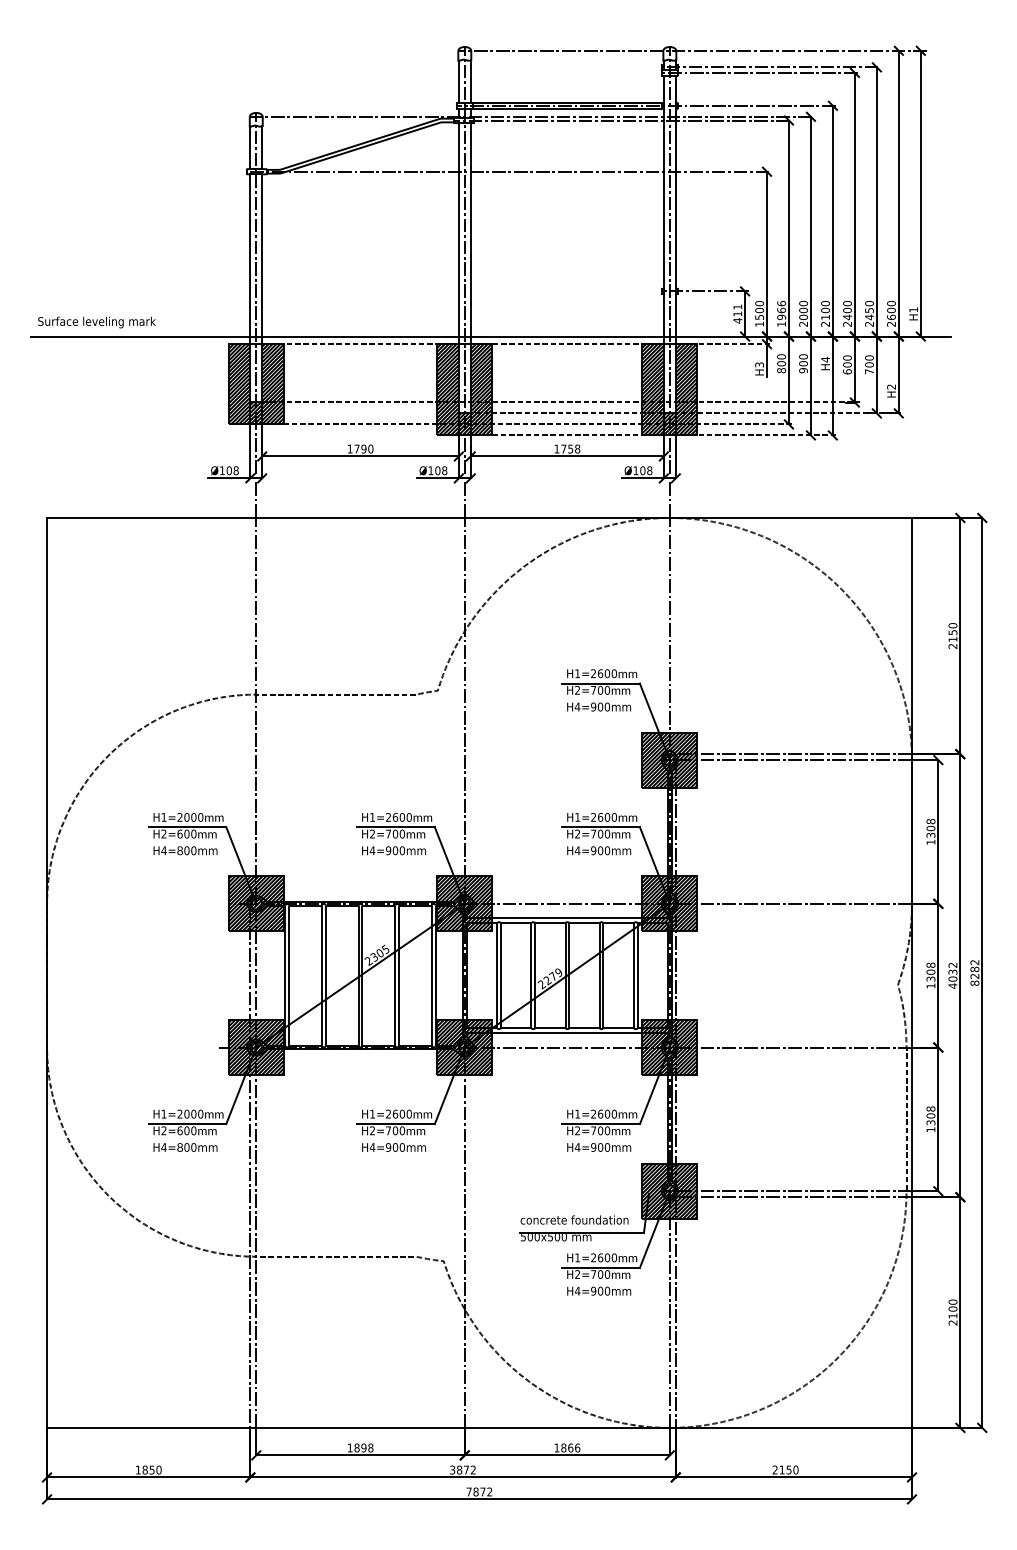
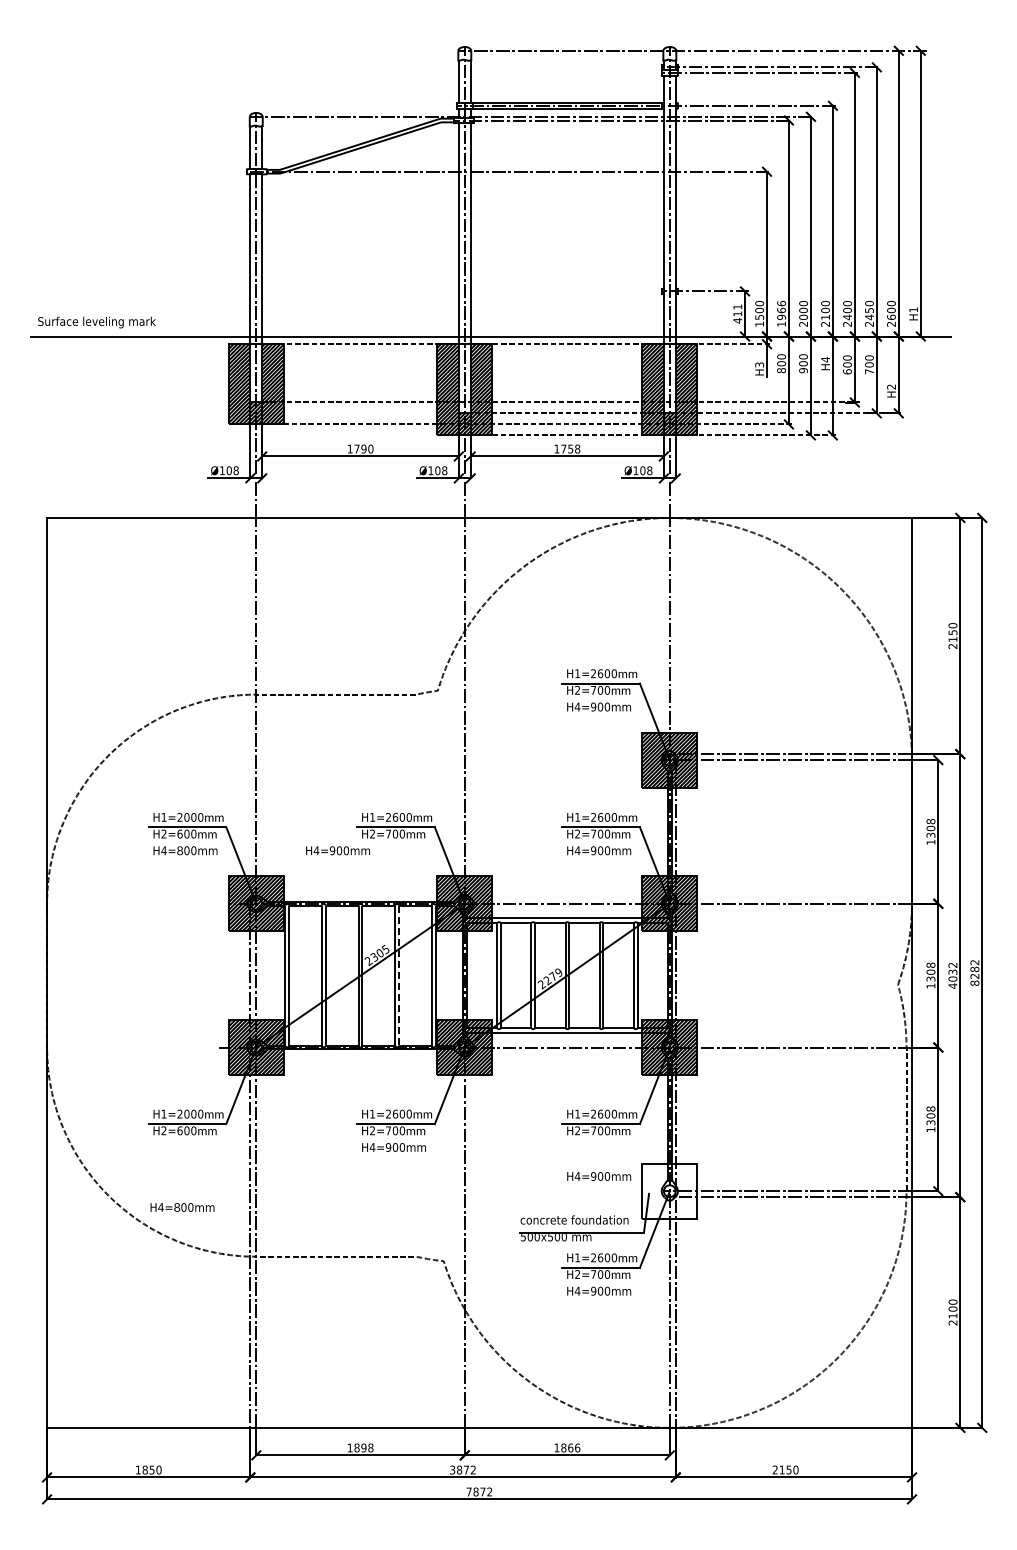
text position: (393, 850) -> (337, 850) (337, 850)
line: solid -> dashed (399, 976)
text position: (185, 1147) -> (182, 1207) (182, 1207)
text position: (599, 1147) -> (599, 1176) (599, 1176)
hatch: present -> none (669, 1190)
